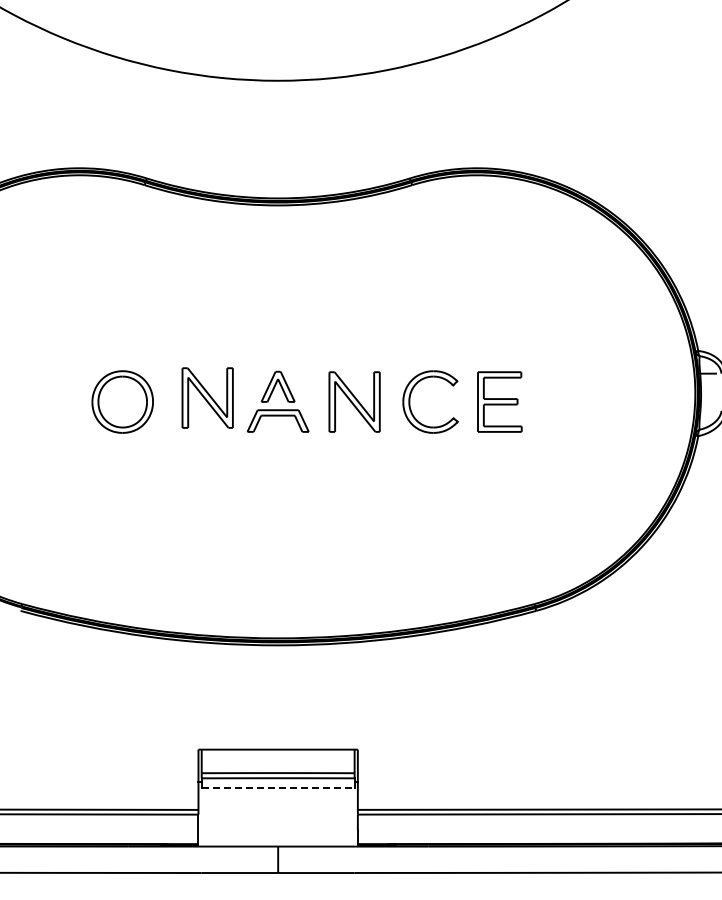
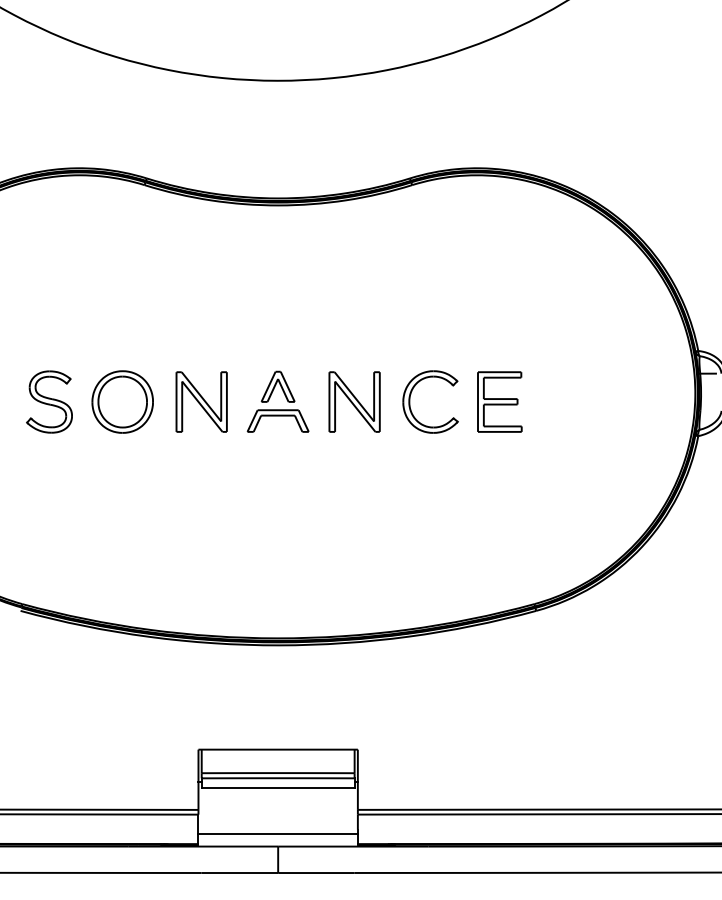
part position: (207, 397) -> (201, 401) (201, 401)
part: none -> present (49, 401)
line: dashed -> solid (278, 788)
line: none -> present (277, 834)
